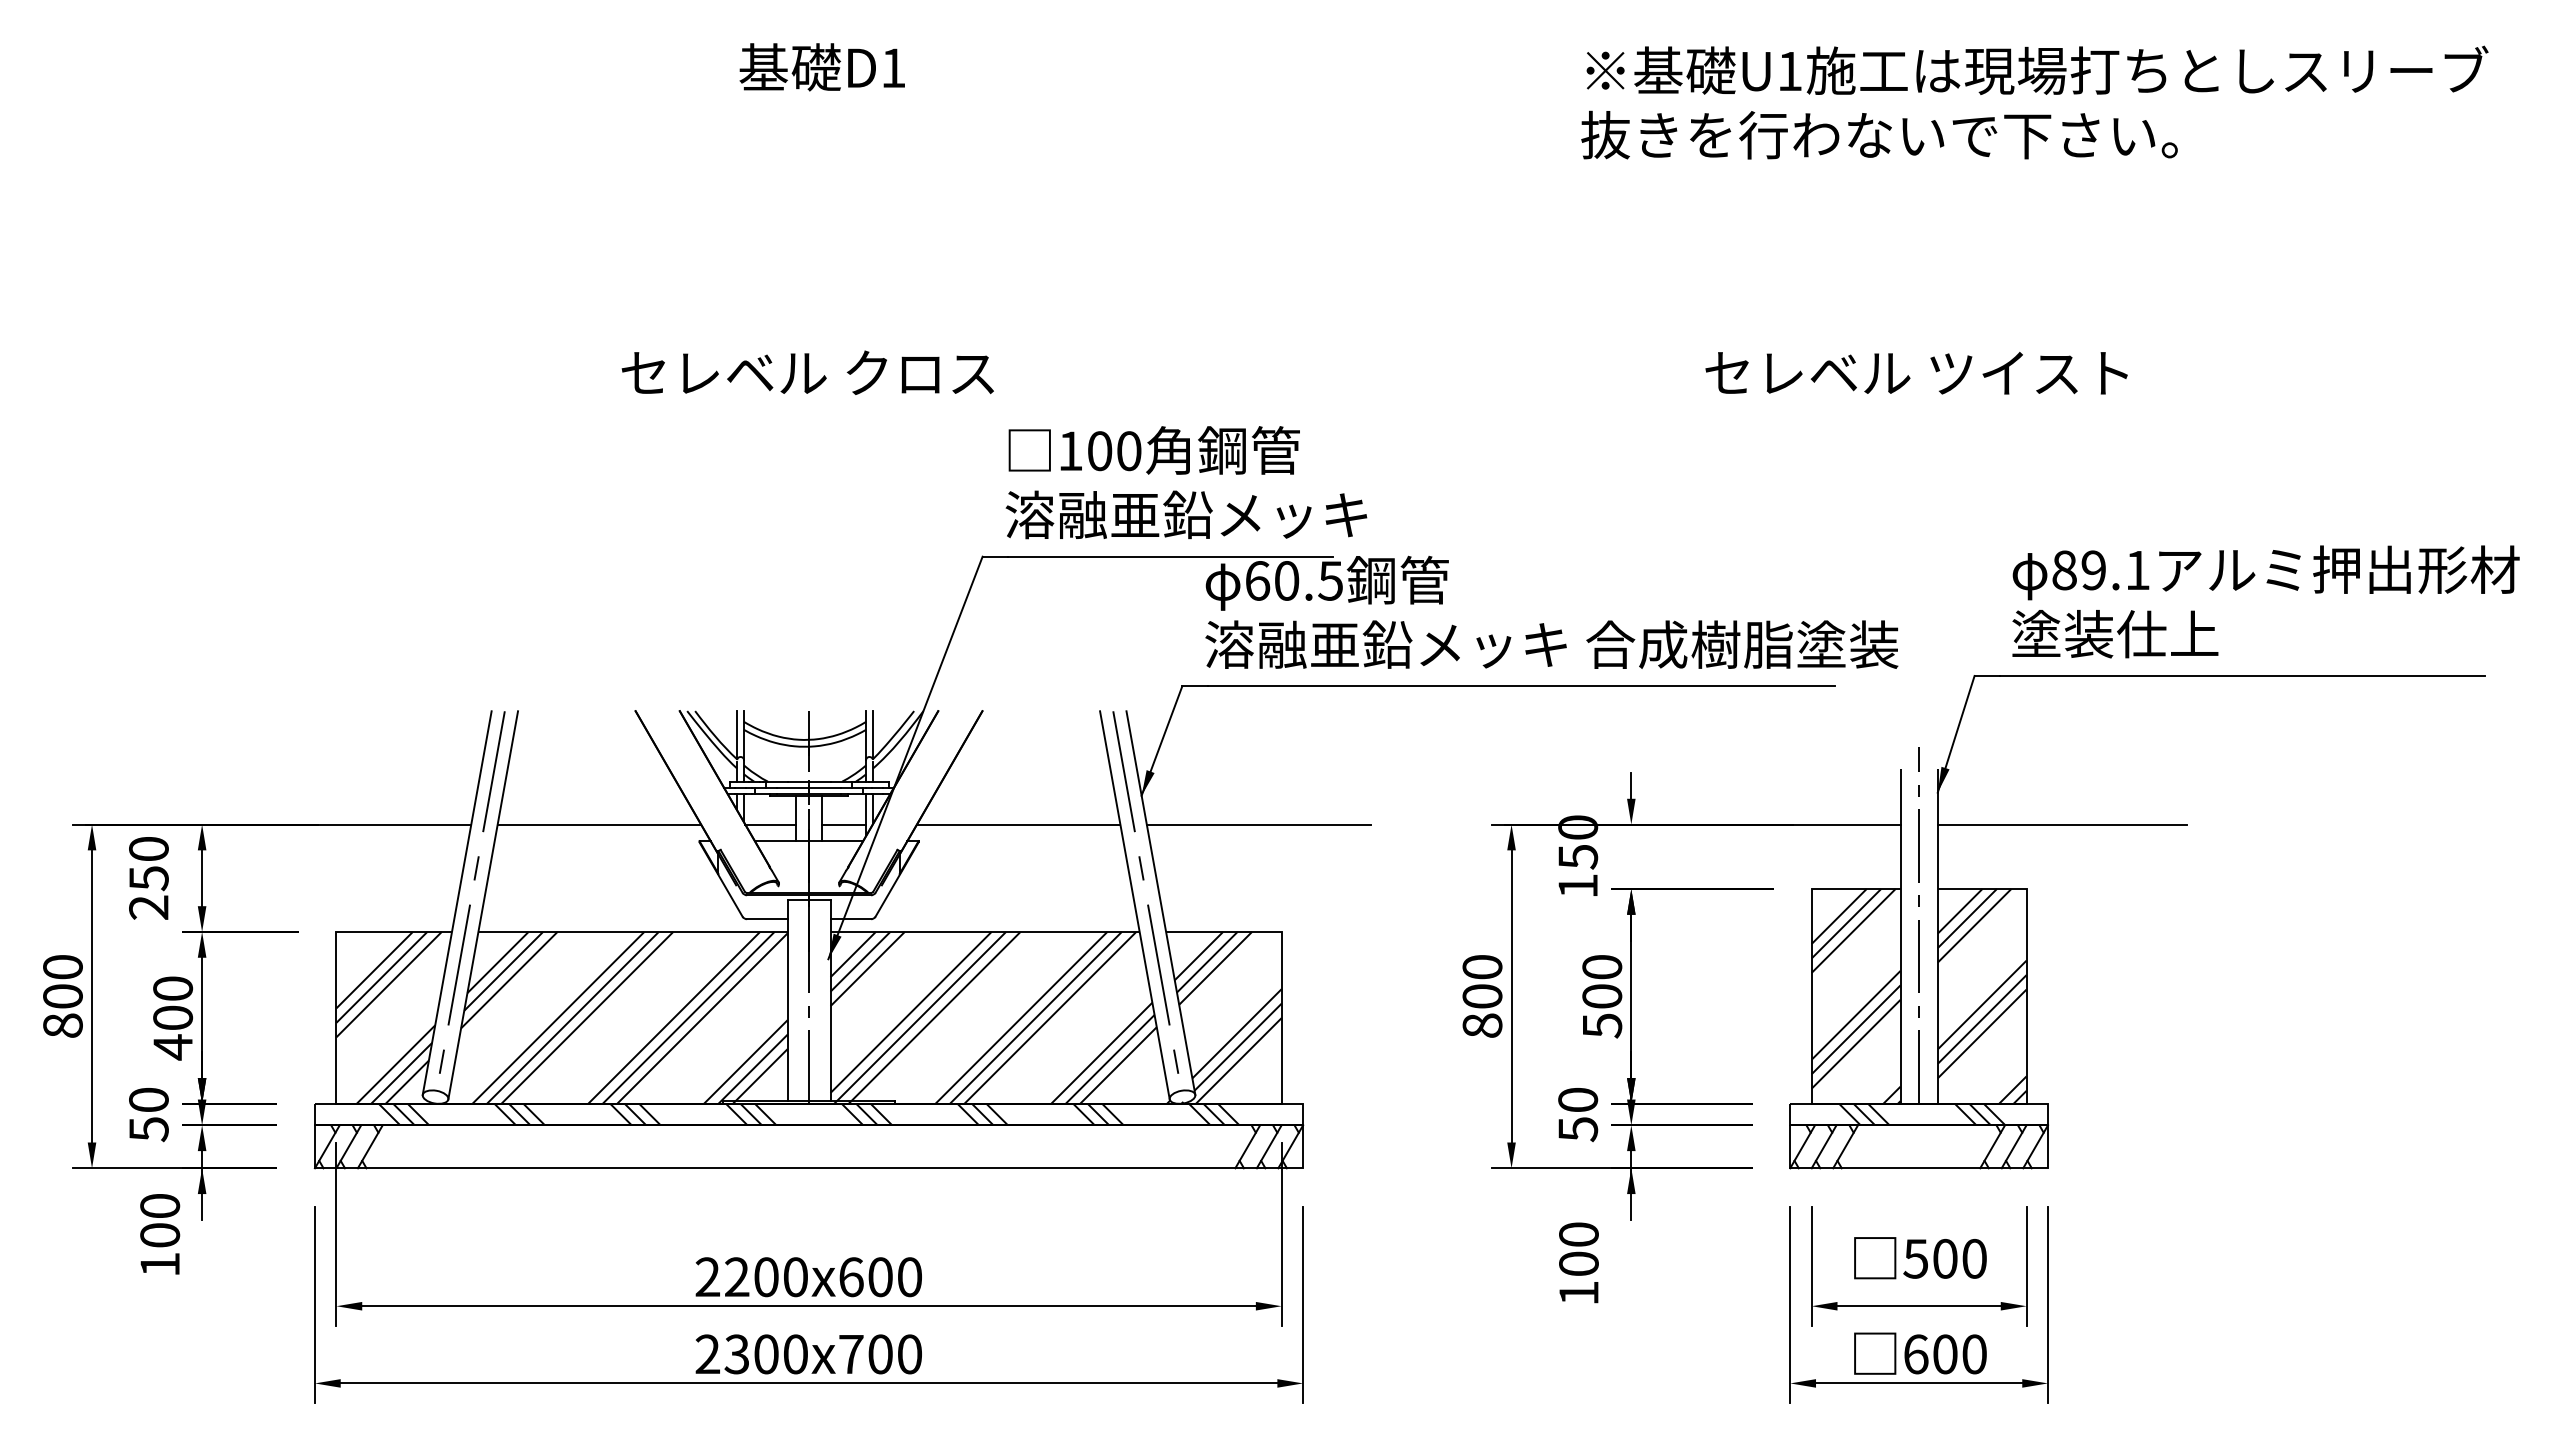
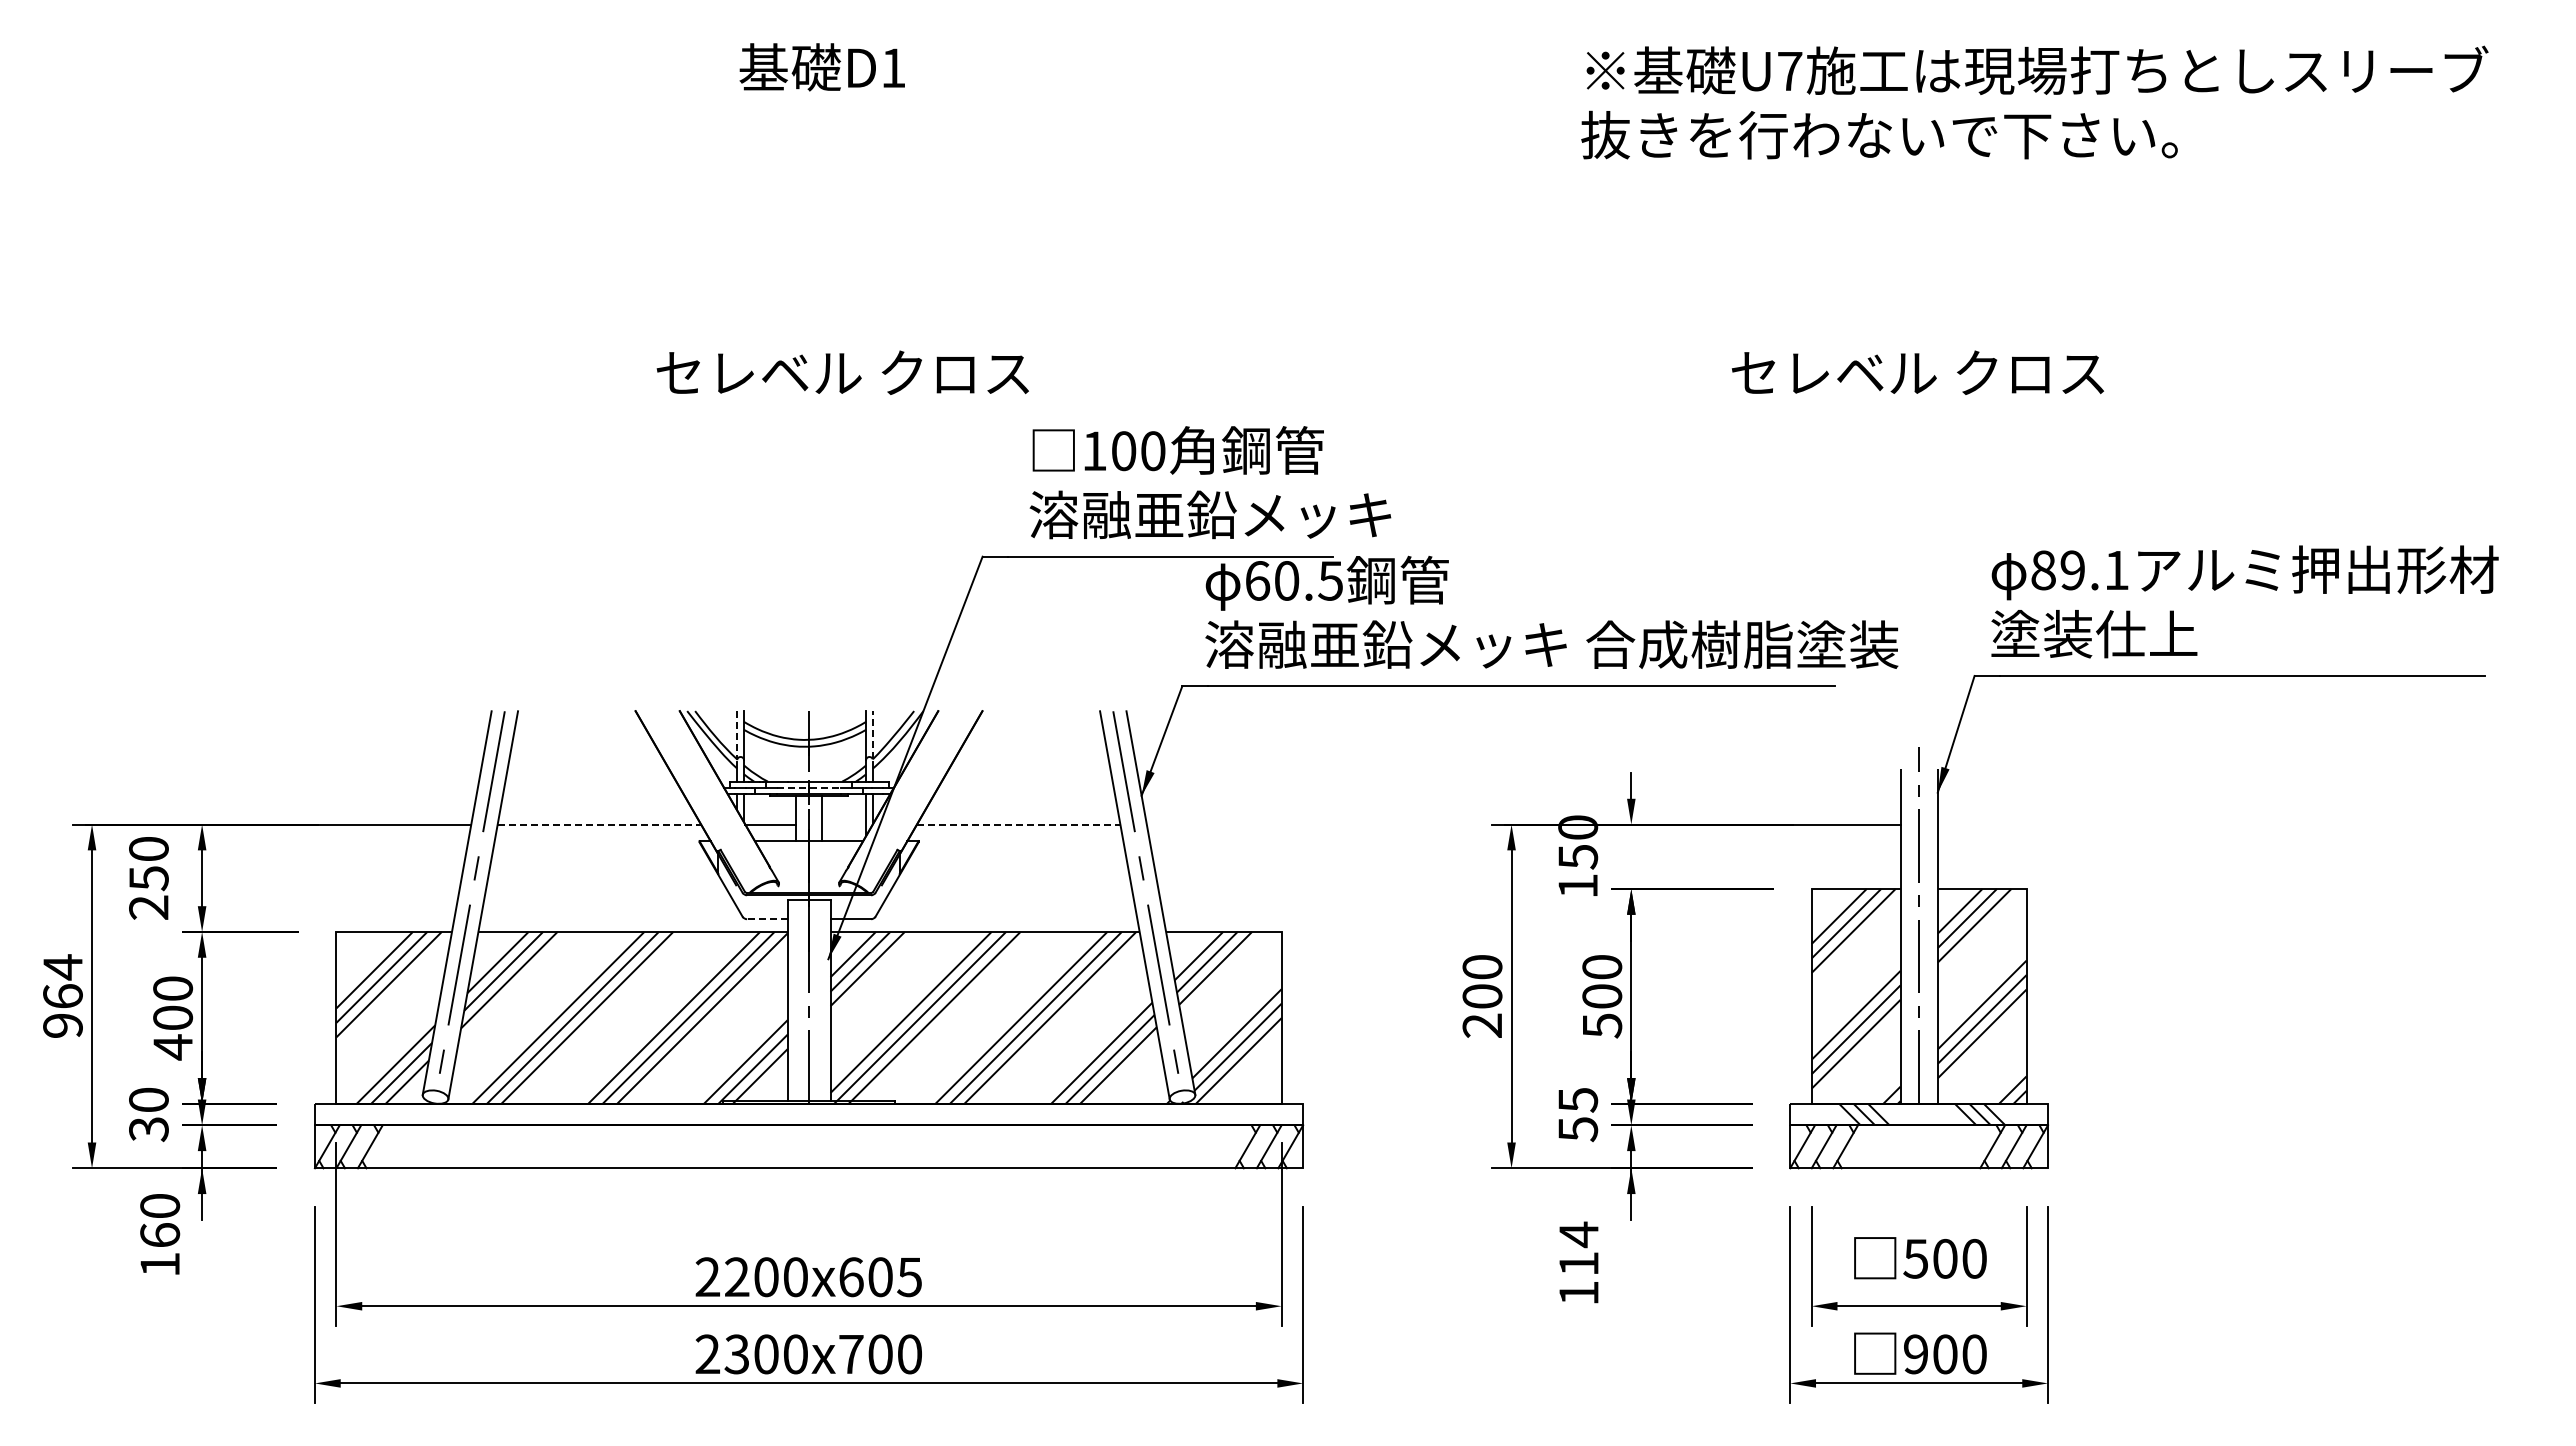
text: U1 -> U7 (1790, 71)
text position: (807, 372) -> (842, 372) (842, 372)
text: セレベル ツイスト -> セレベル クロス (1916, 372)
text position: (1186, 482) -> (1210, 482) (1210, 482)
text position: (2265, 601) -> (2244, 601) (2244, 601)
line: solid -> dashed (737, 735)
line: solid -> dashed (872, 735)
line: solid -> dashed (809, 788)
line: solid -> dashed (599, 824)
line: present -> none (844, 824)
line: solid -> dashed (1018, 824)
line: present -> none (1258, 824)
line: present -> none (2062, 824)
line: solid -> dashed (766, 919)
text: 800 -> 964 (62, 995)
text: 800 -> 200 (1482, 1025)
text: 50 -> 55 (1578, 1100)
hatch: present -> none (808, 1114)
text: 50 -> 30 (148, 1129)
text: 100 -> 160 (160, 1235)
text: 100 -> 114 (1578, 1248)
text: 2200x600 -> 2200x605 (909, 1277)
text: 600 -> 900 (1916, 1354)
